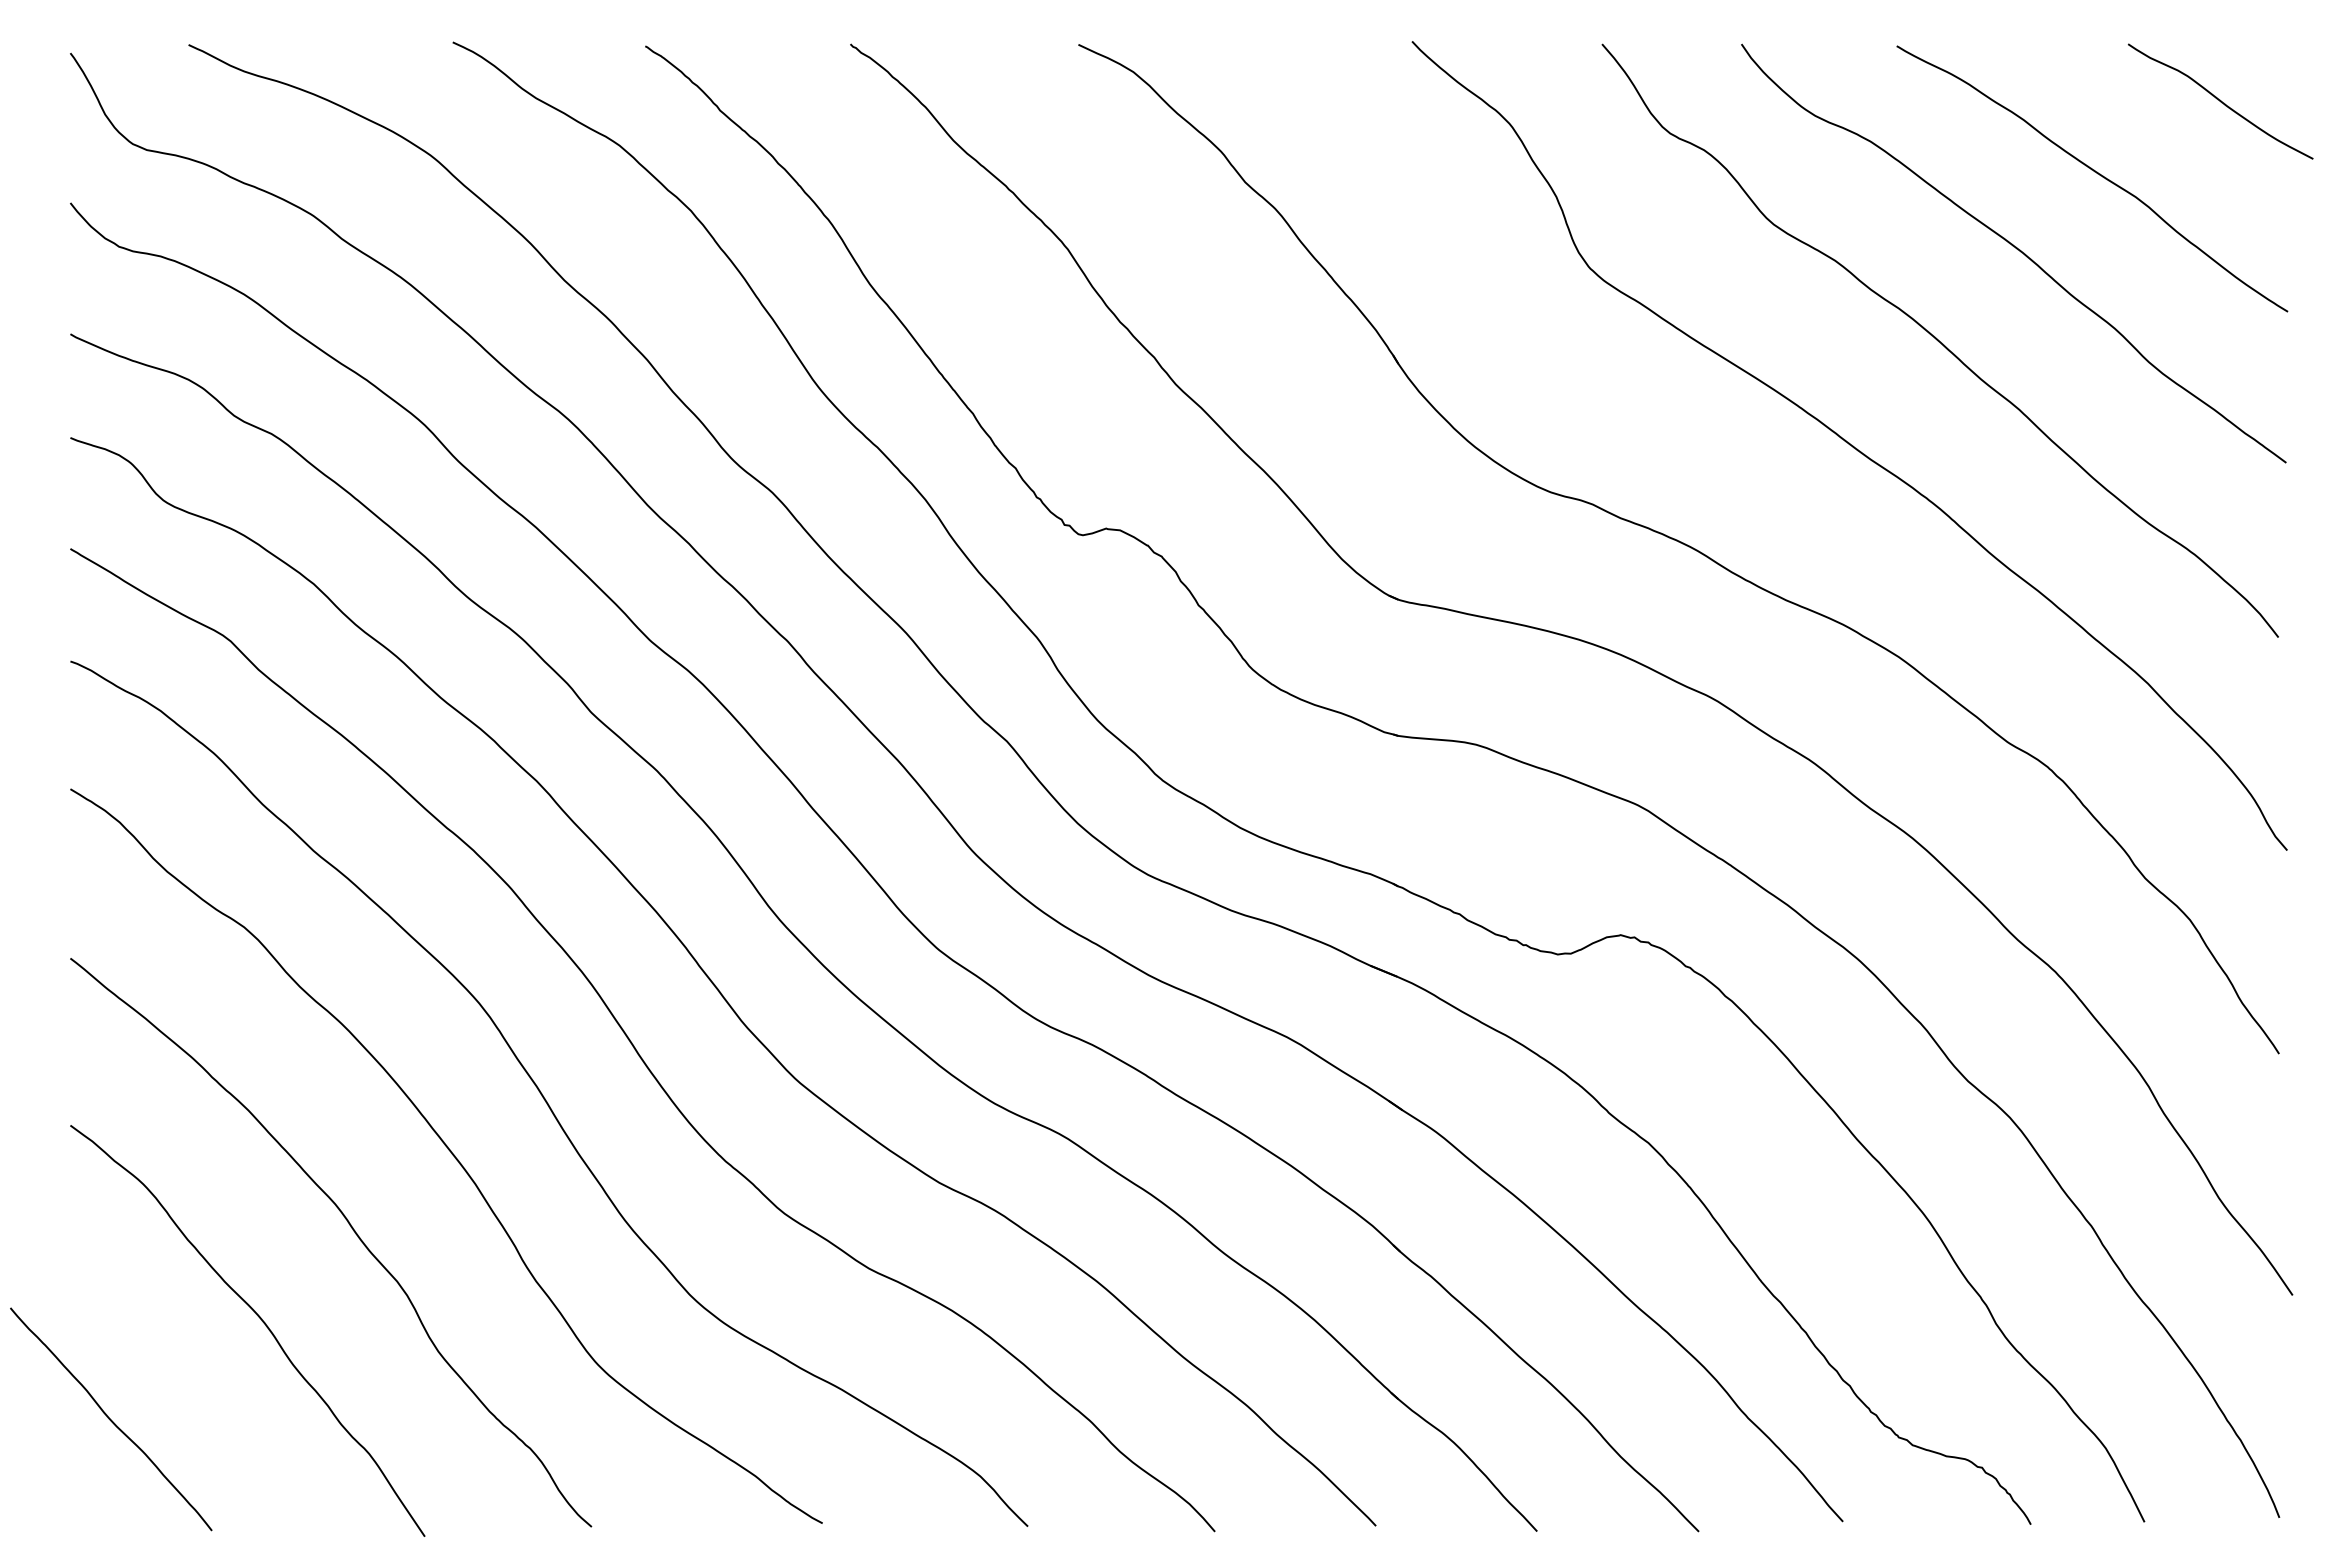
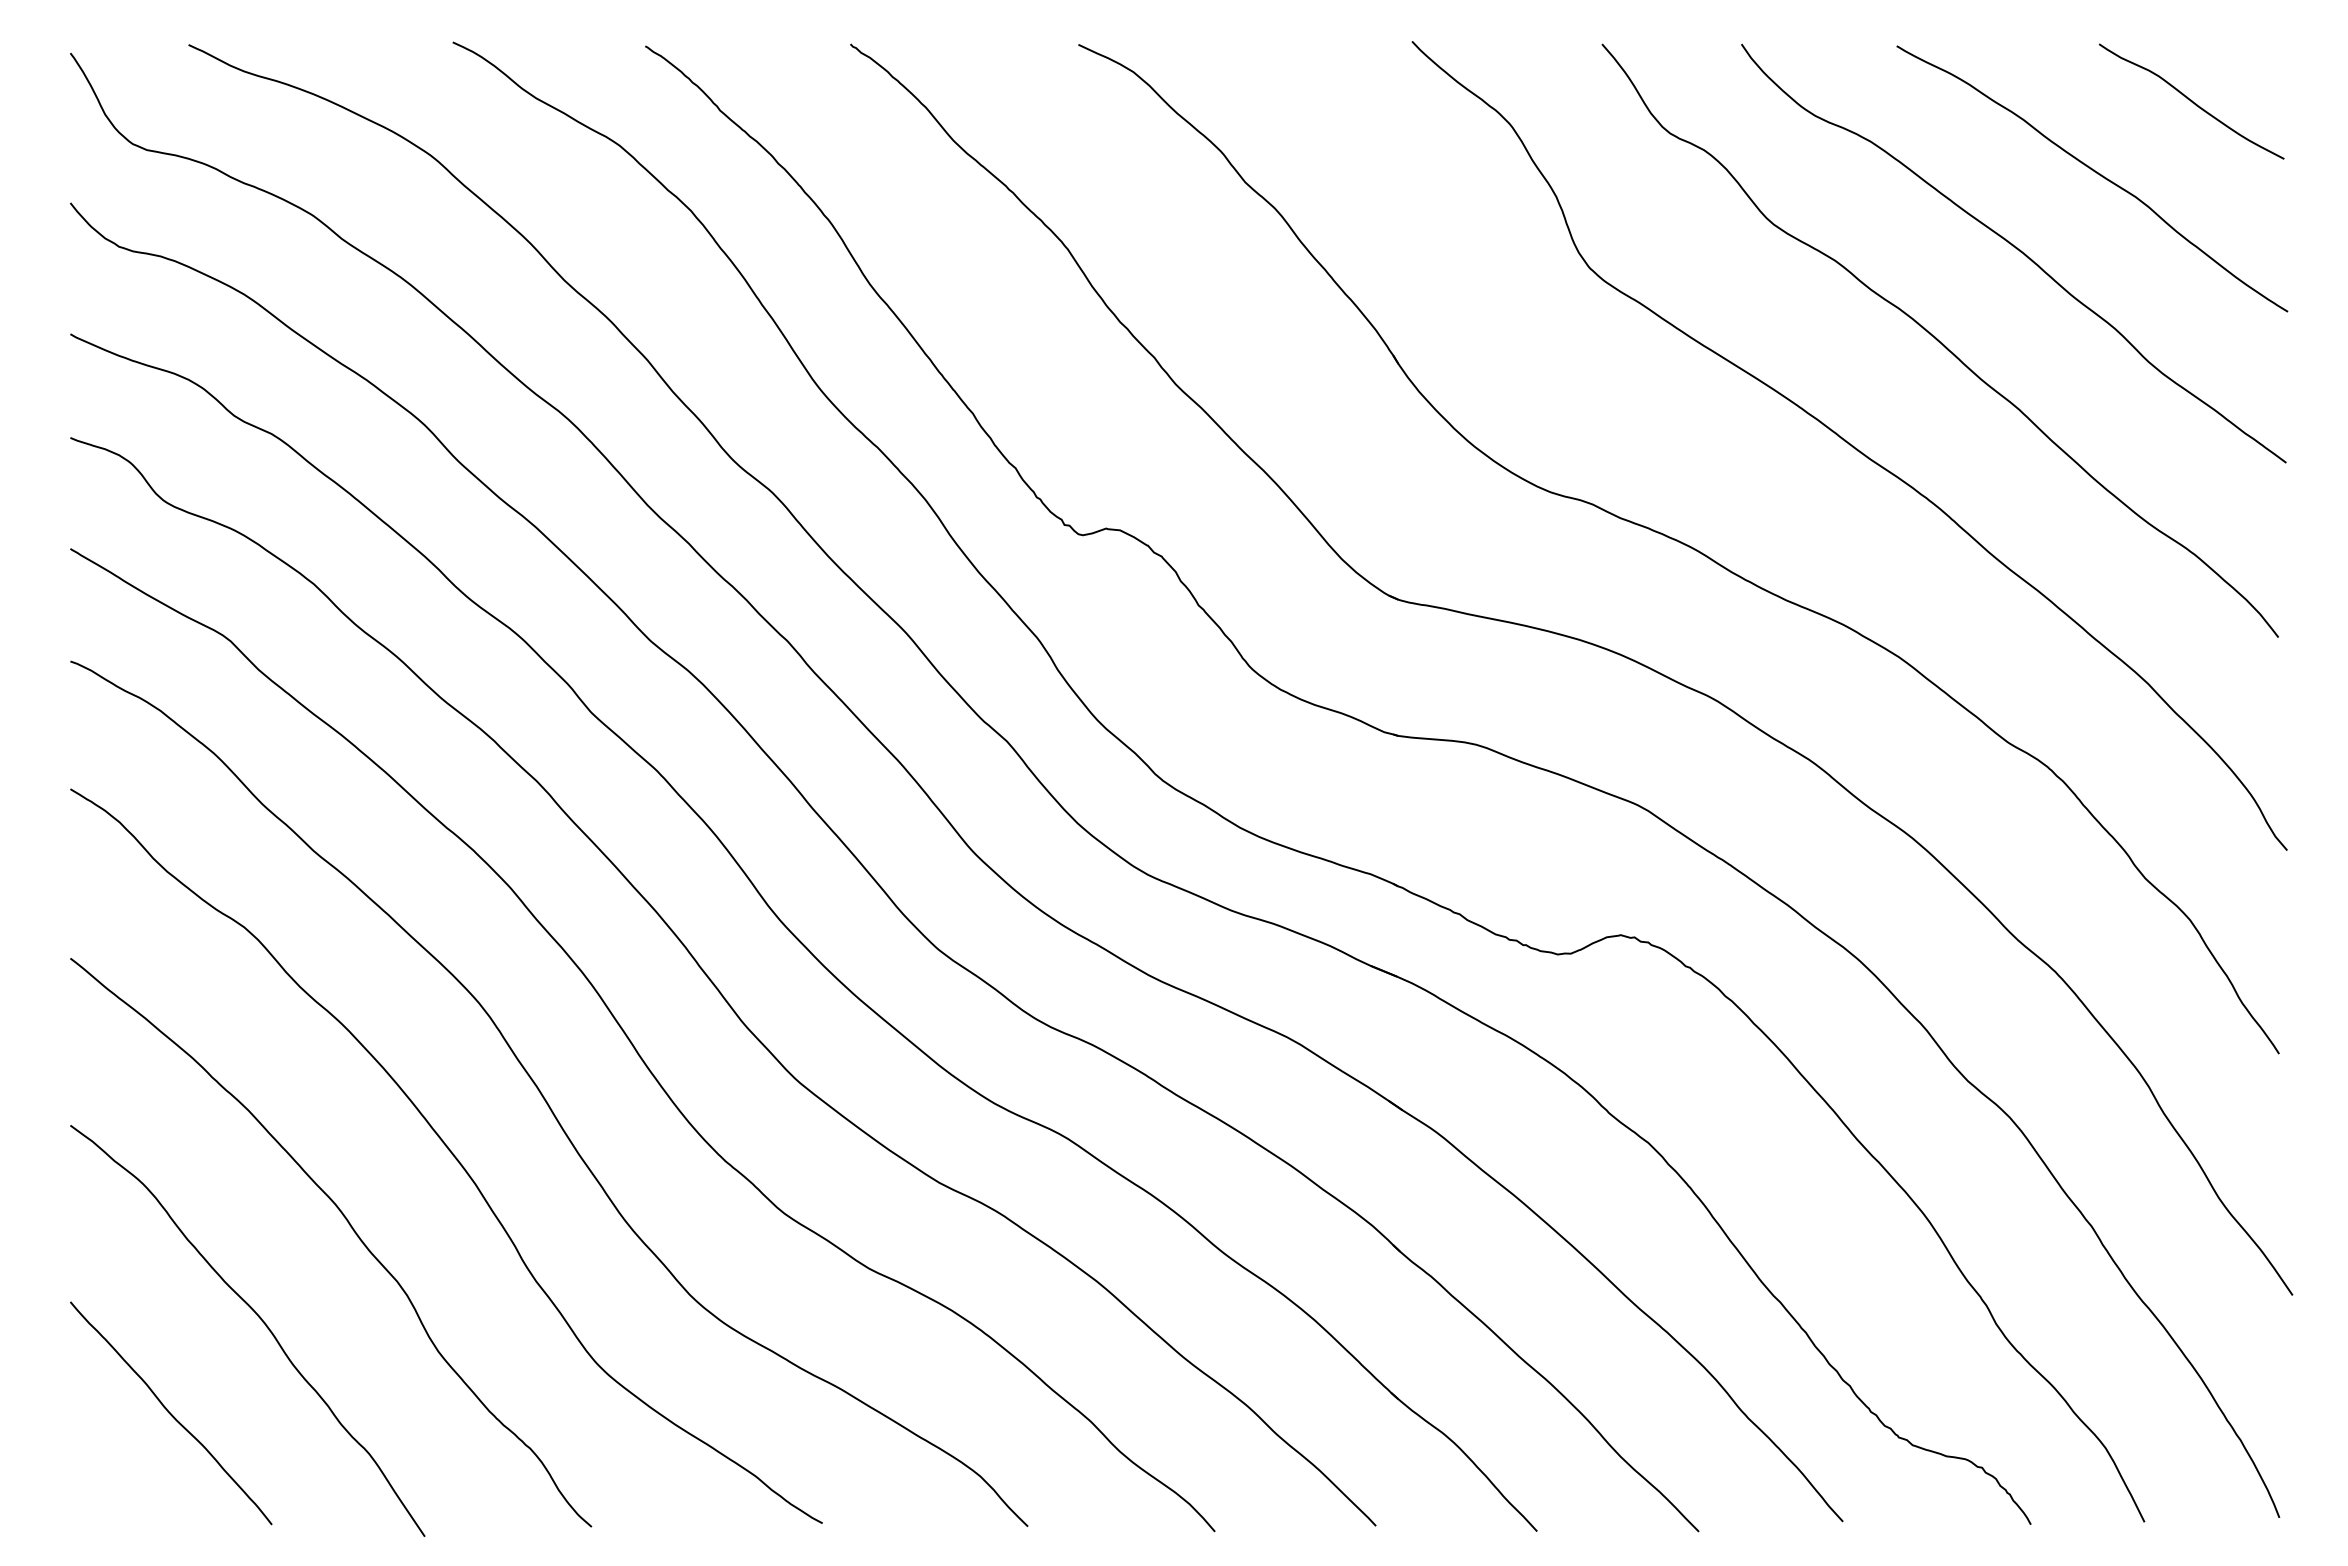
curve position: (2220, 101) -> (2191, 101) (2191, 101)
curve position: (111, 1419) -> (171, 1413) (171, 1413)
